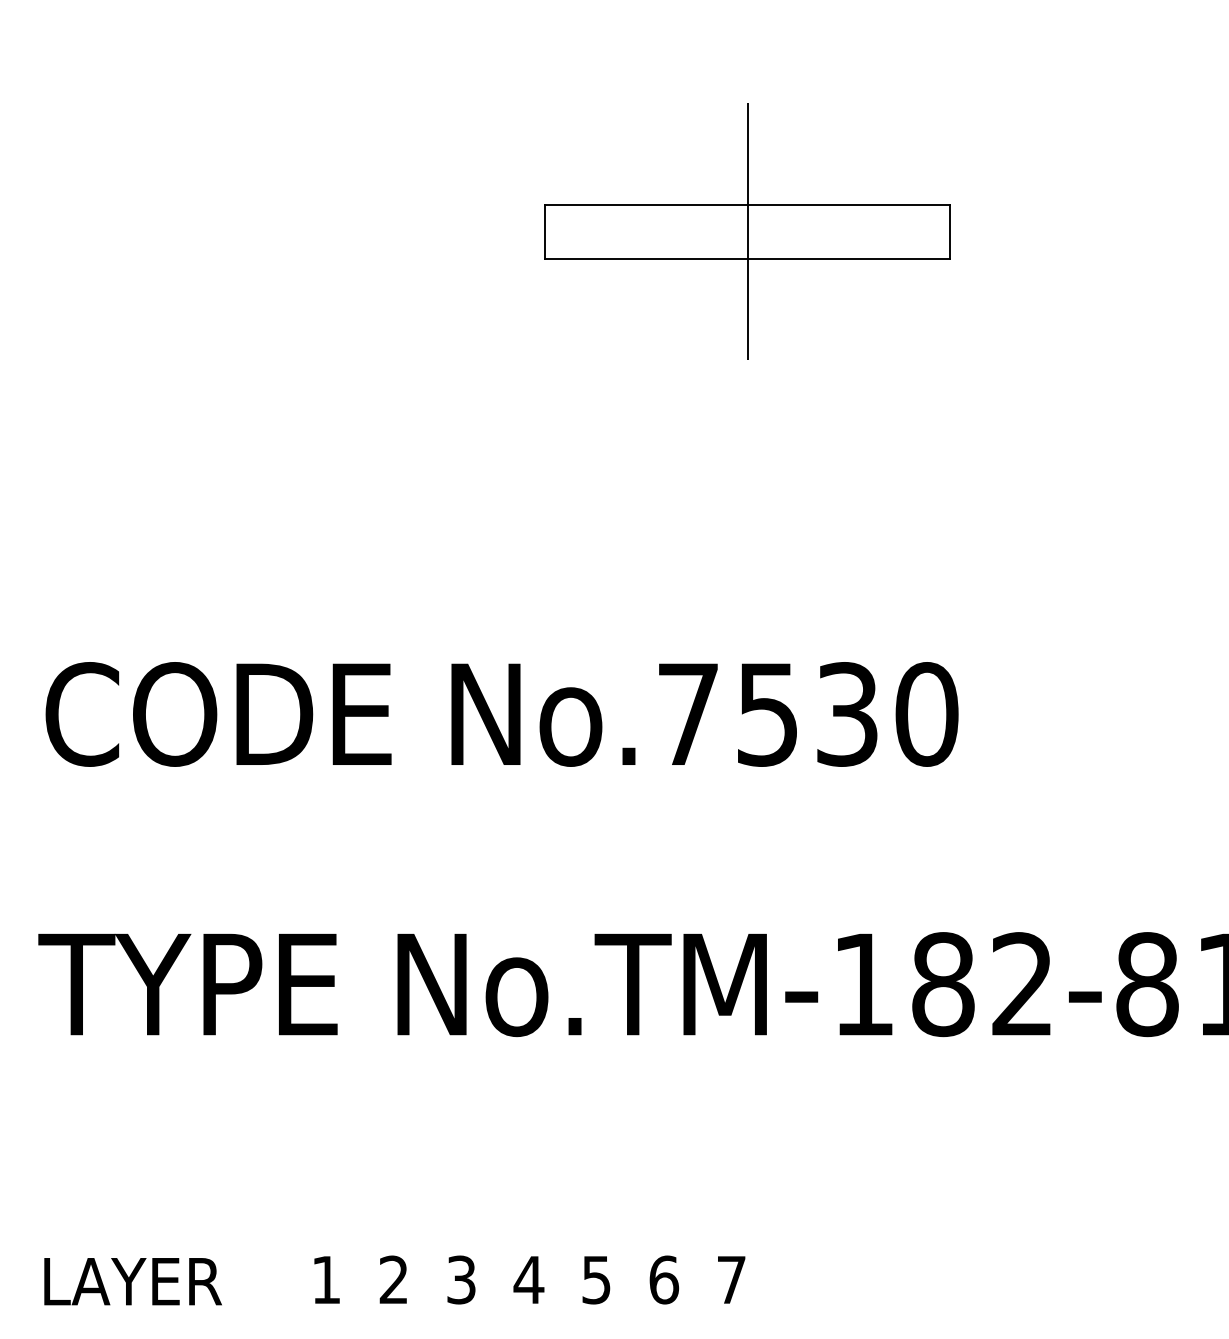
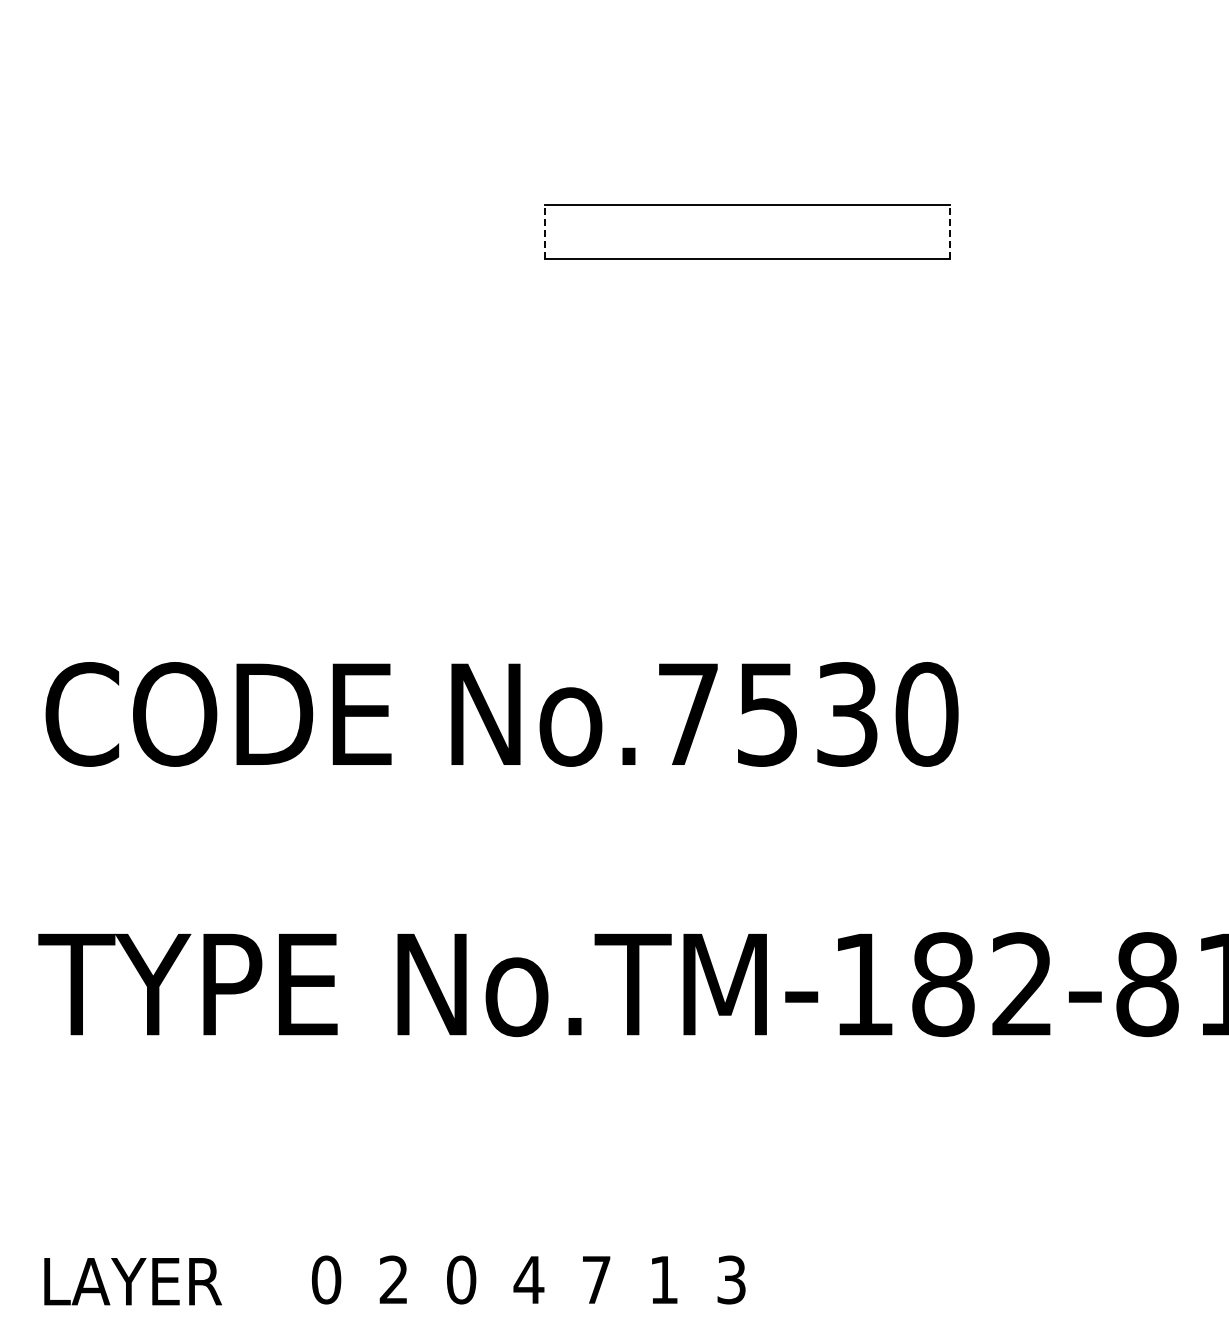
line: solid -> dashed (545, 231)
line: present -> none (747, 231)
line: solid -> dashed (950, 231)
text: 1 -> 0 (326, 1279)
text: 3 -> 0 (461, 1279)
text: 6 -> 1 (664, 1279)
text: 7 -> 3 (731, 1279)
text: 5 -> 7 (596, 1280)
